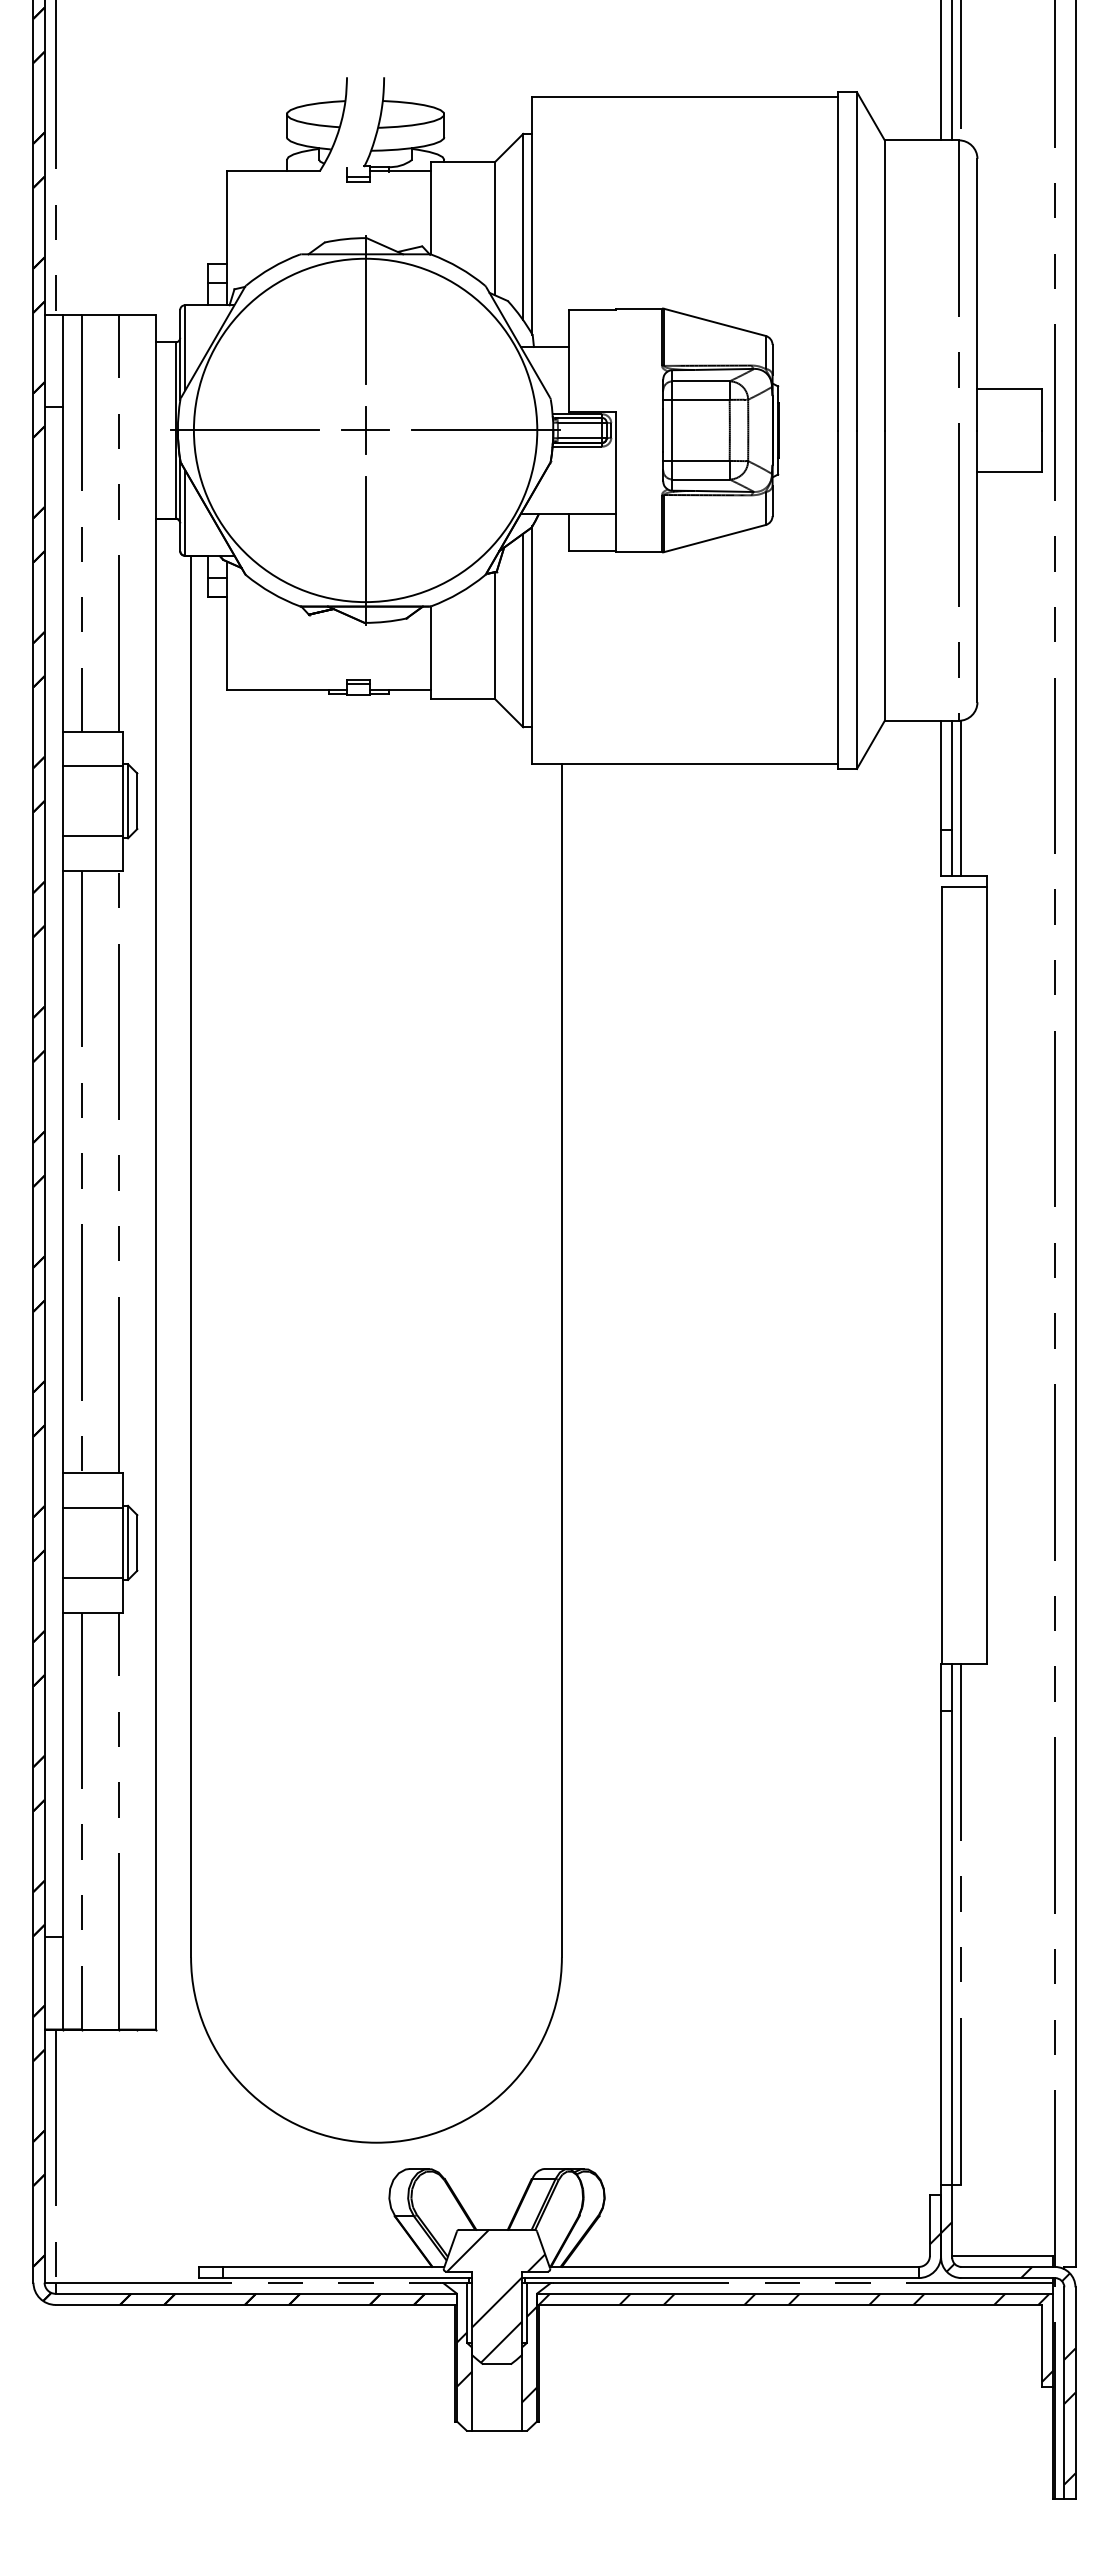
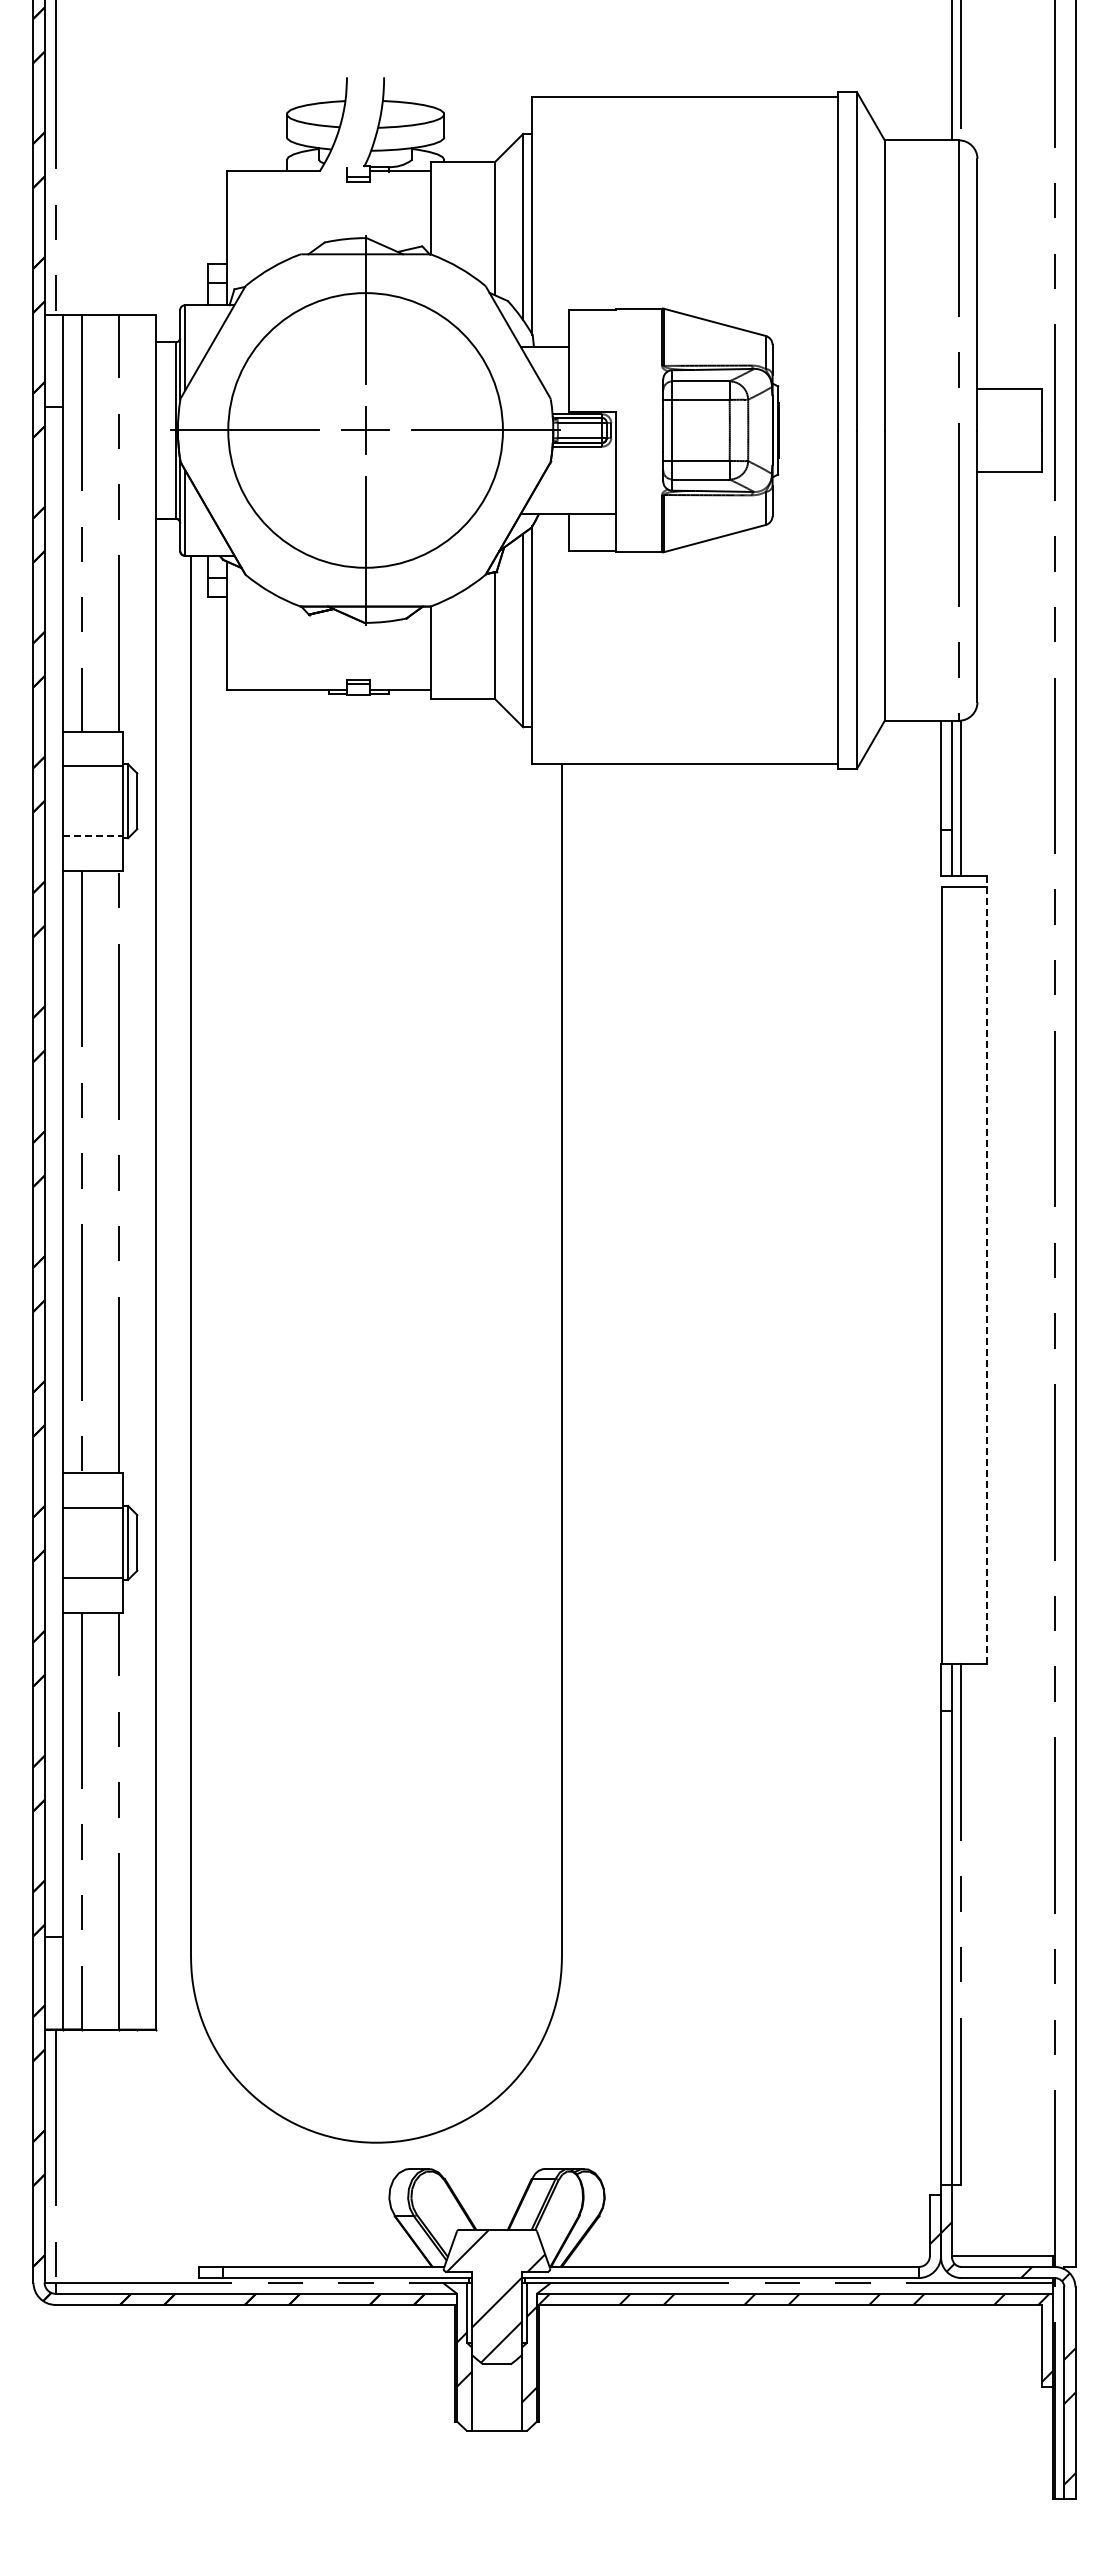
line: present -> none (941, 71)
circle diameter: 343 px -> 275 px (365, 430)
line: solid -> dashed (93, 836)
line: solid -> dashed (987, 1270)
